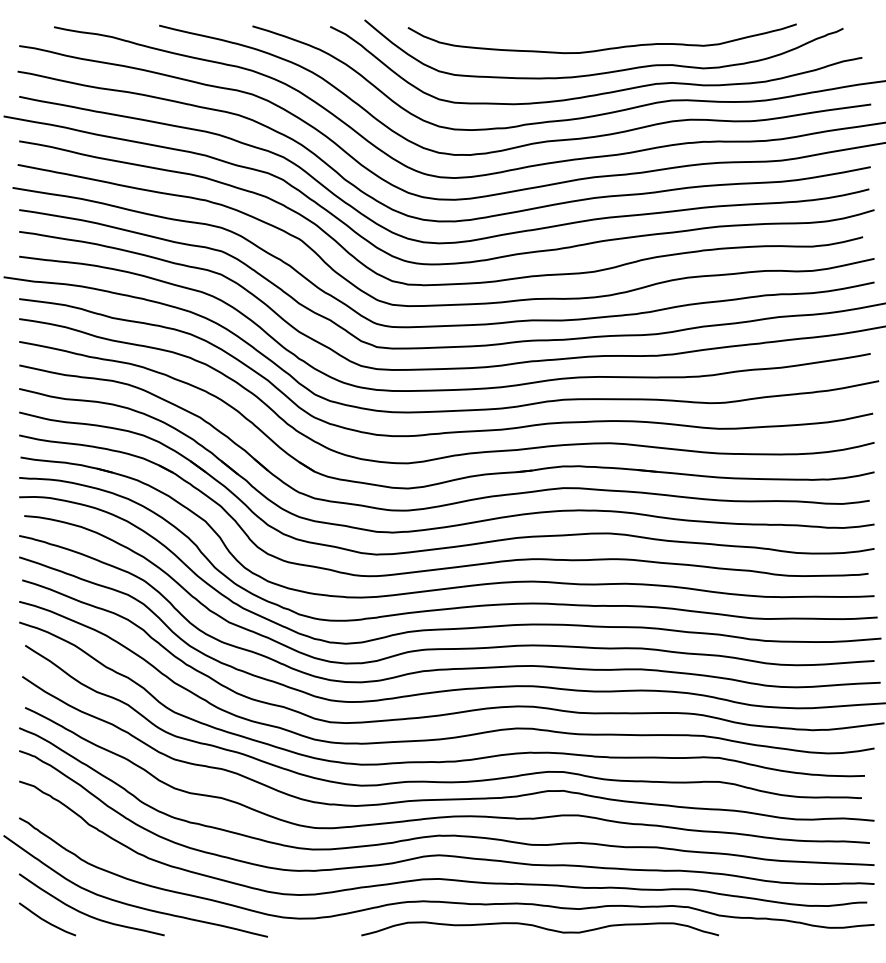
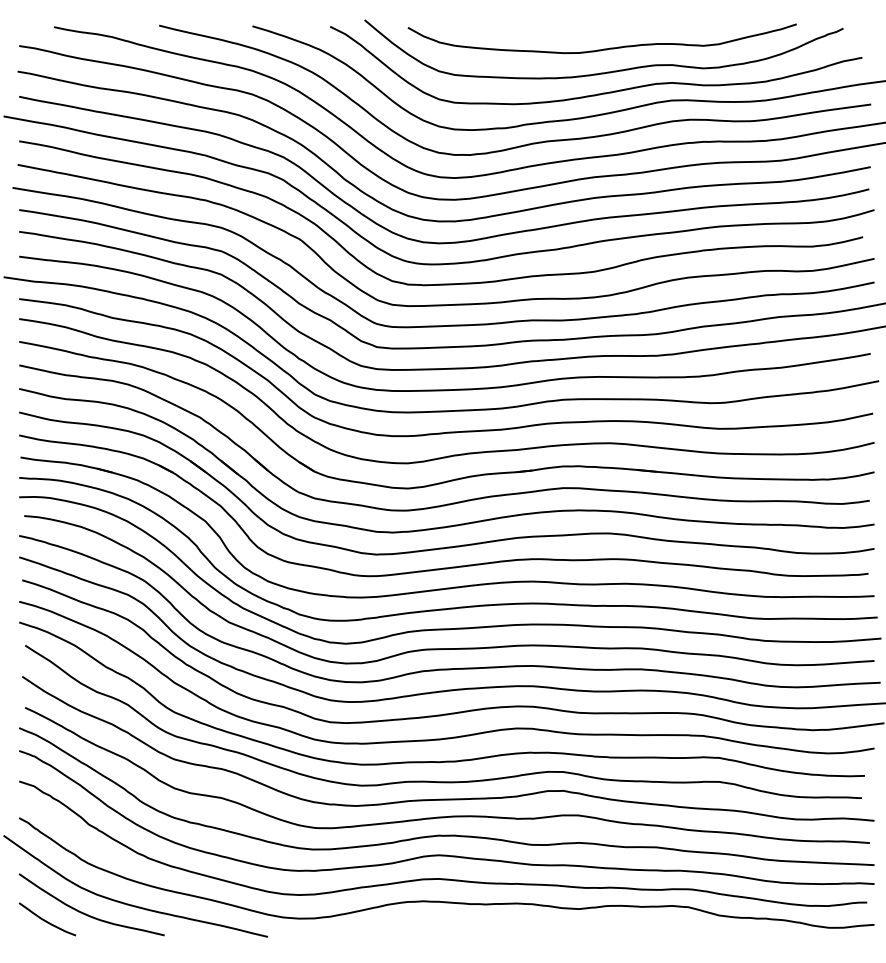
curve: present -> none (539, 928)
